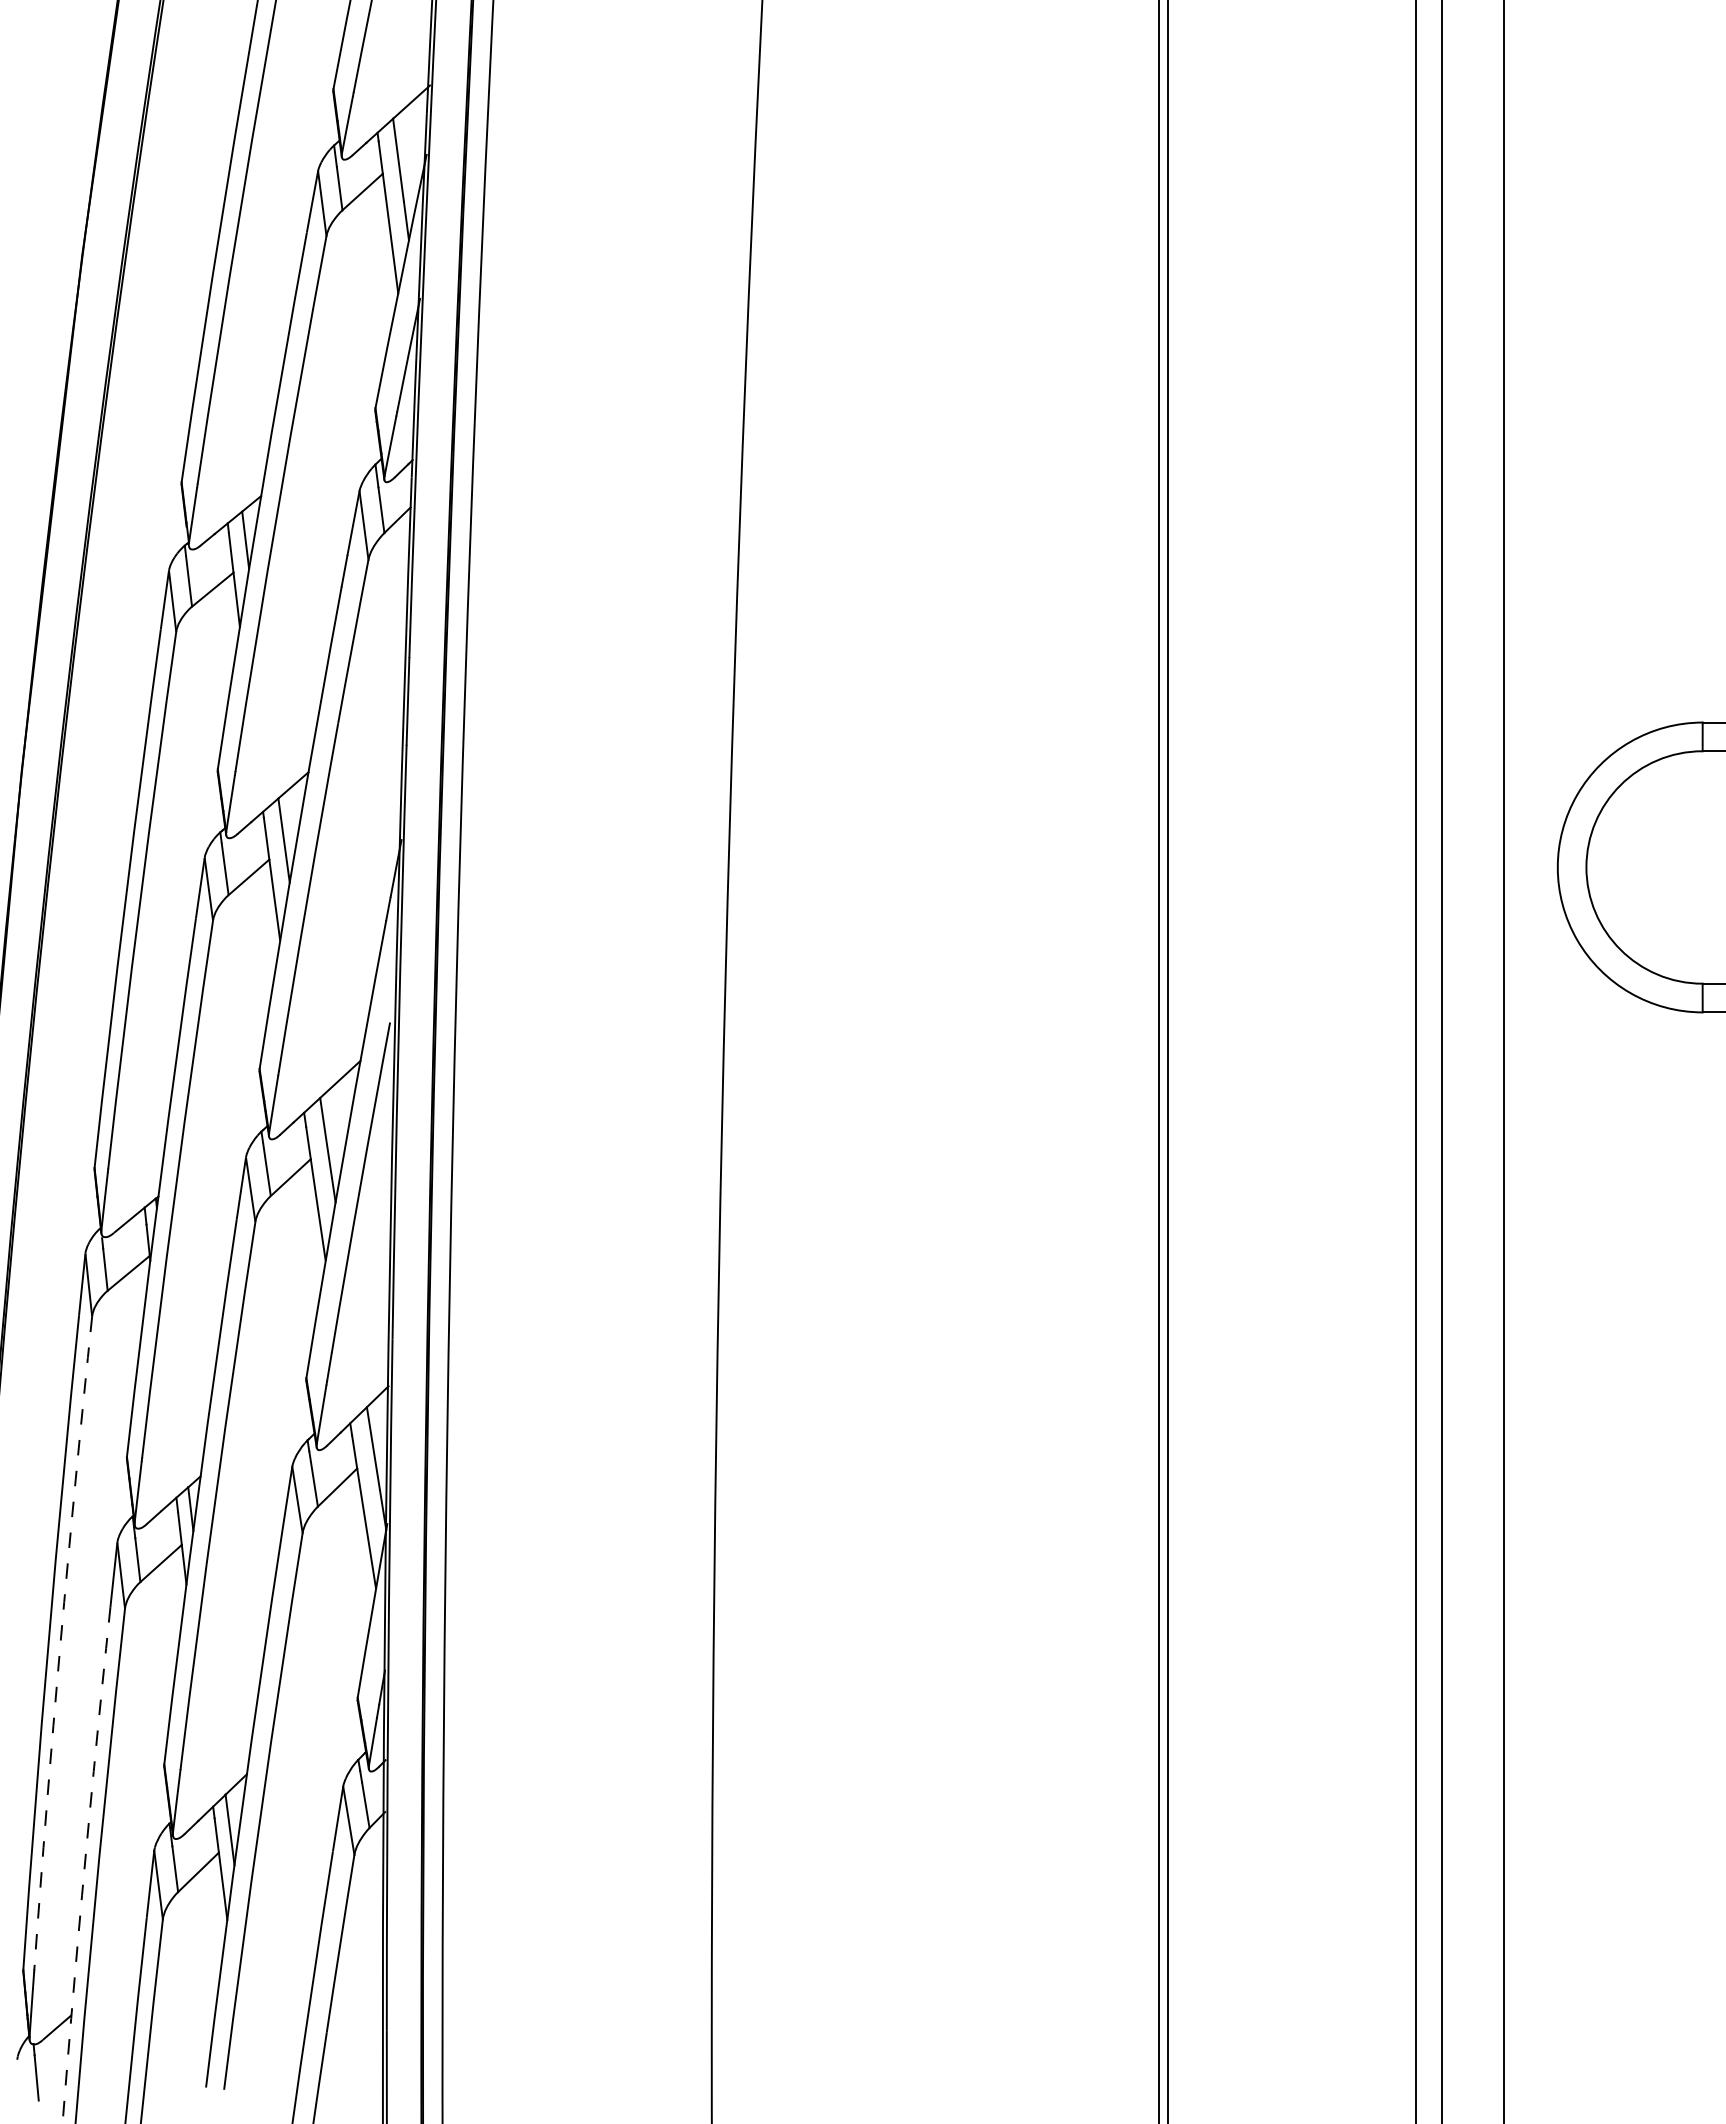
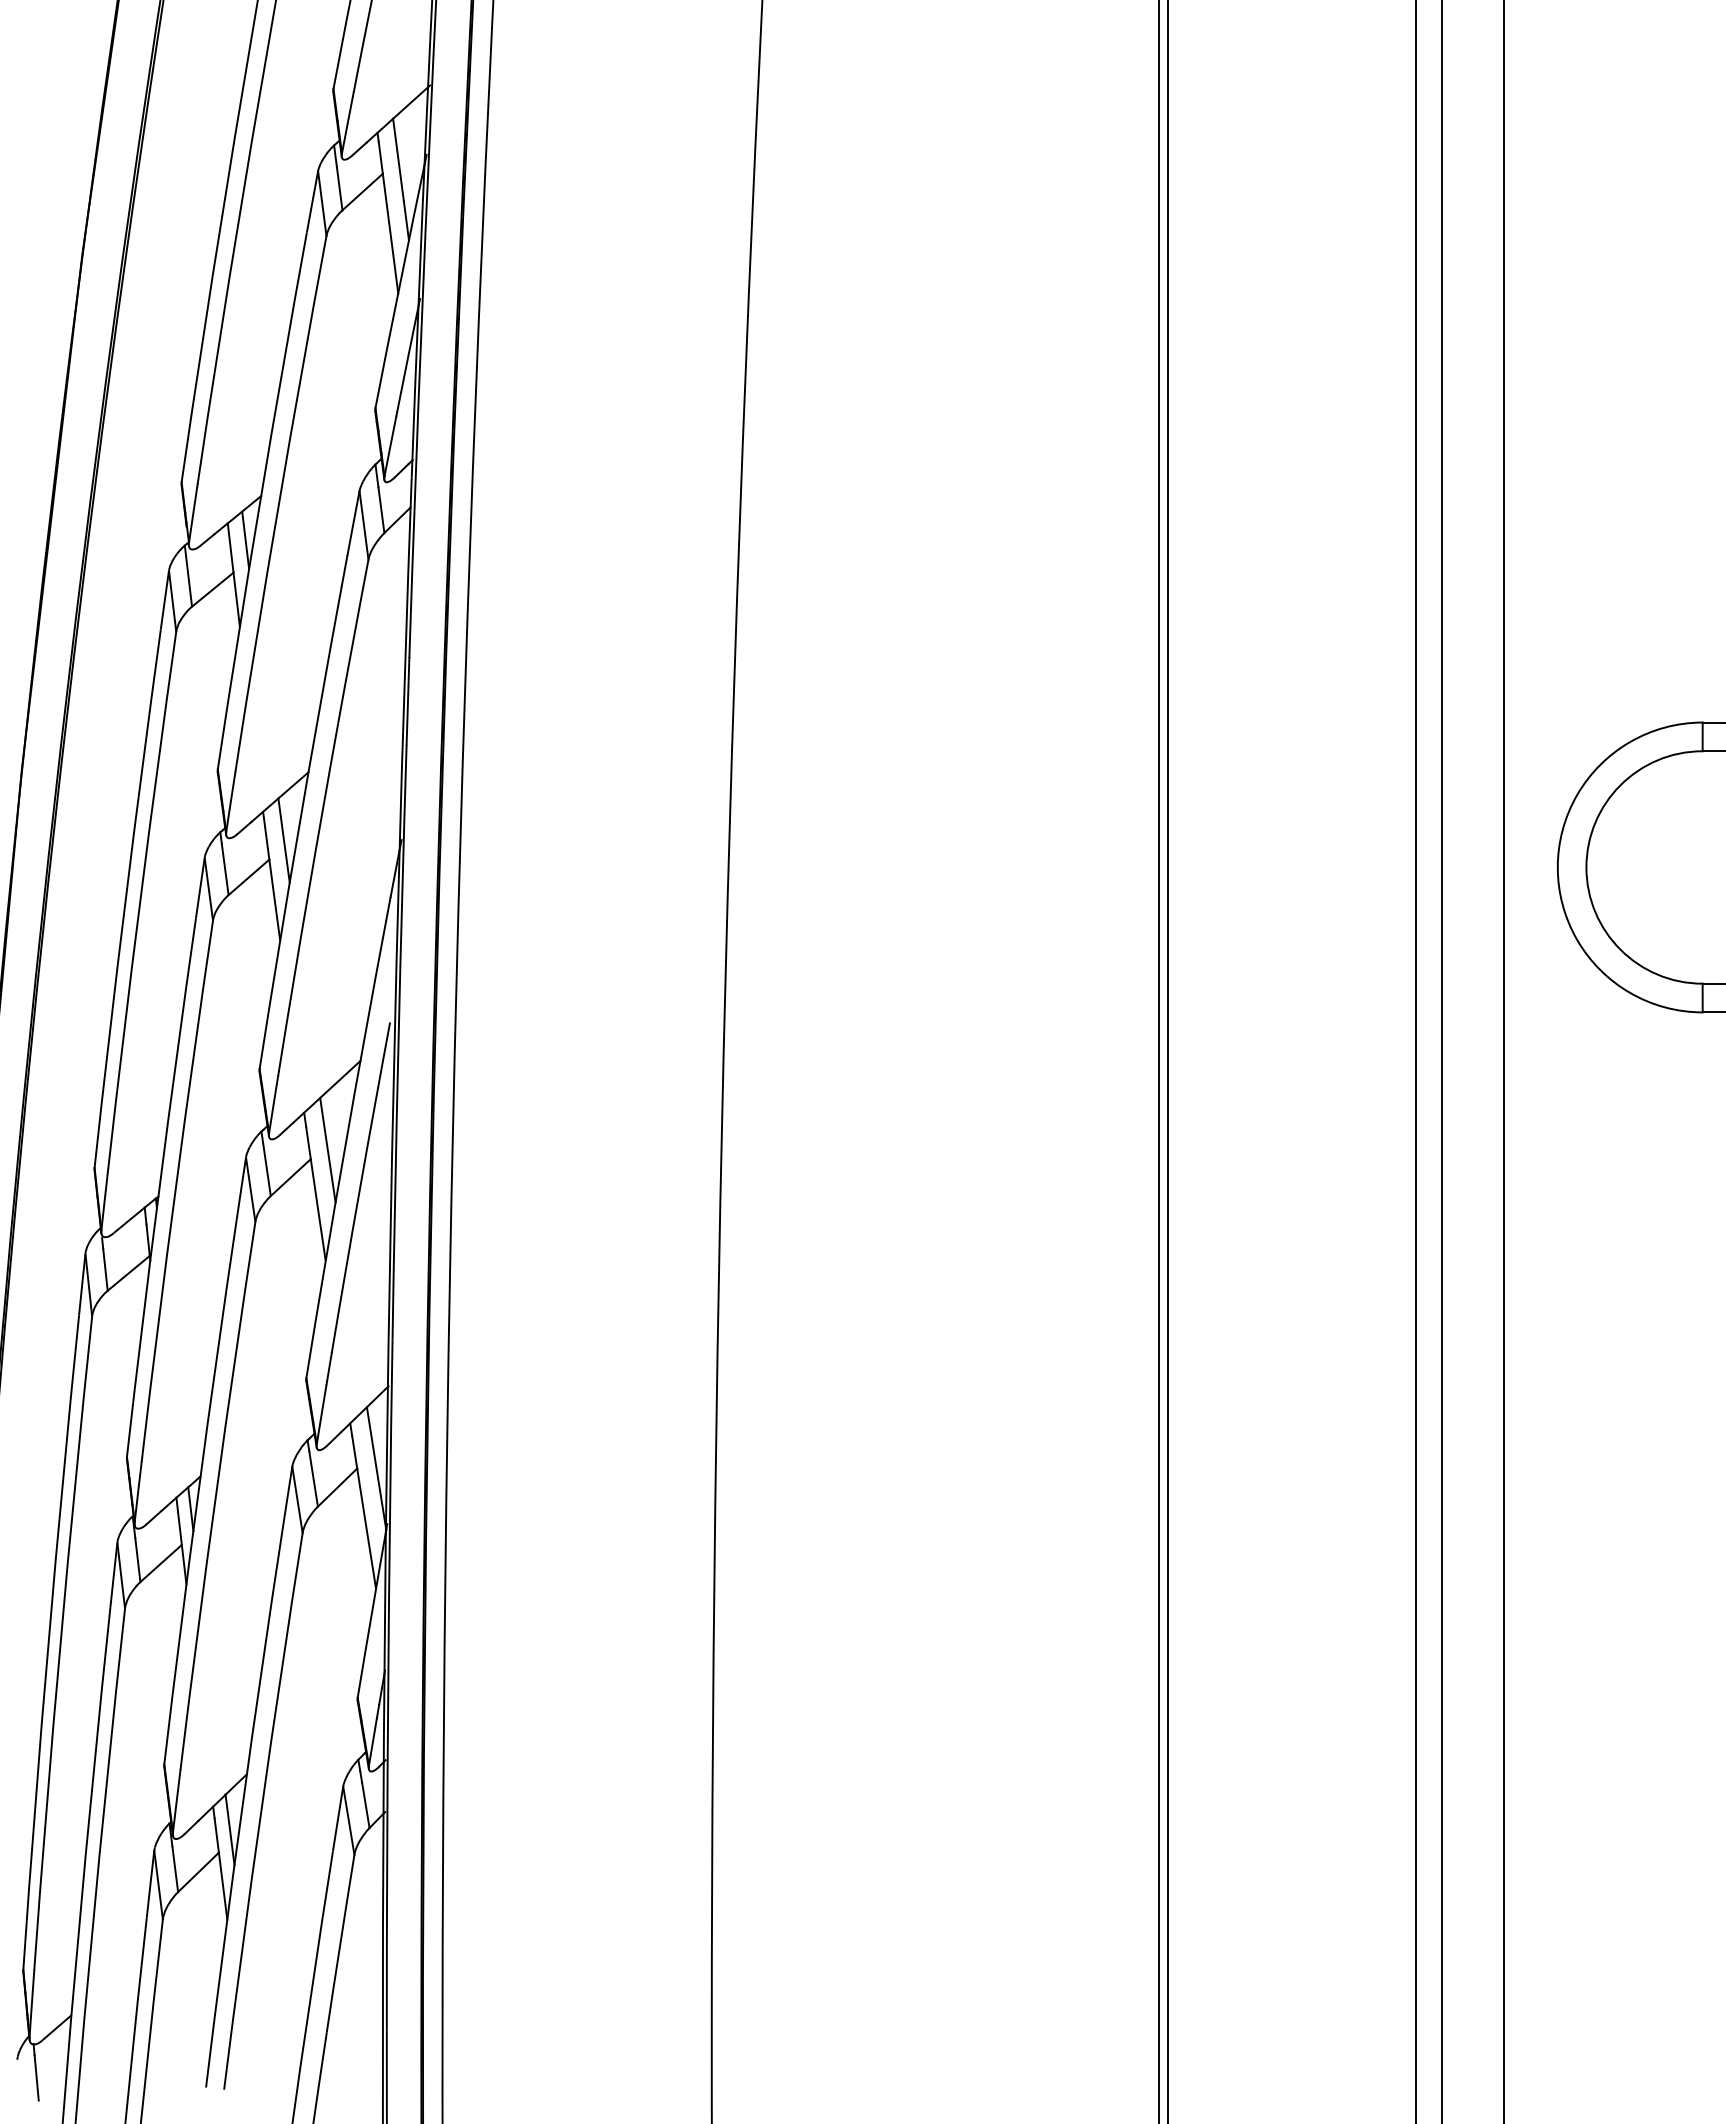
arc: dashed -> solid (60, 1643)
arc: dashed -> solid (84, 1865)
